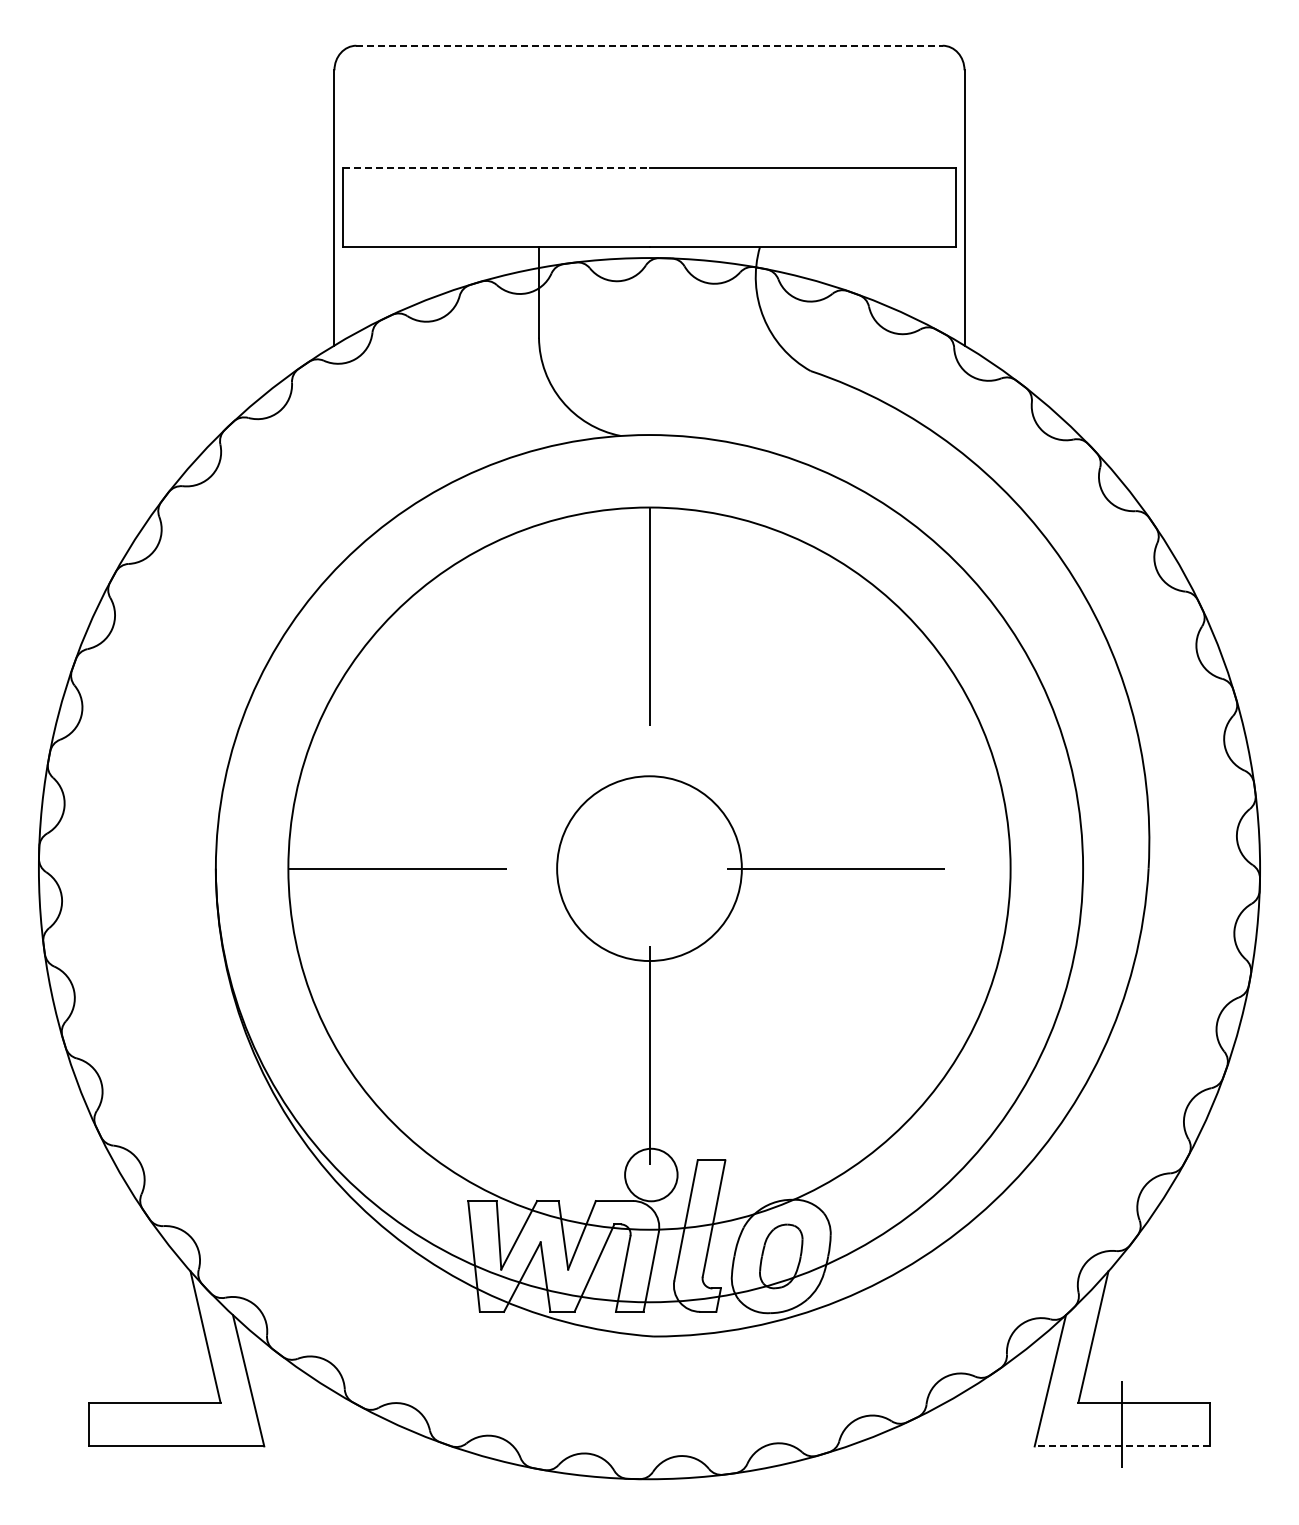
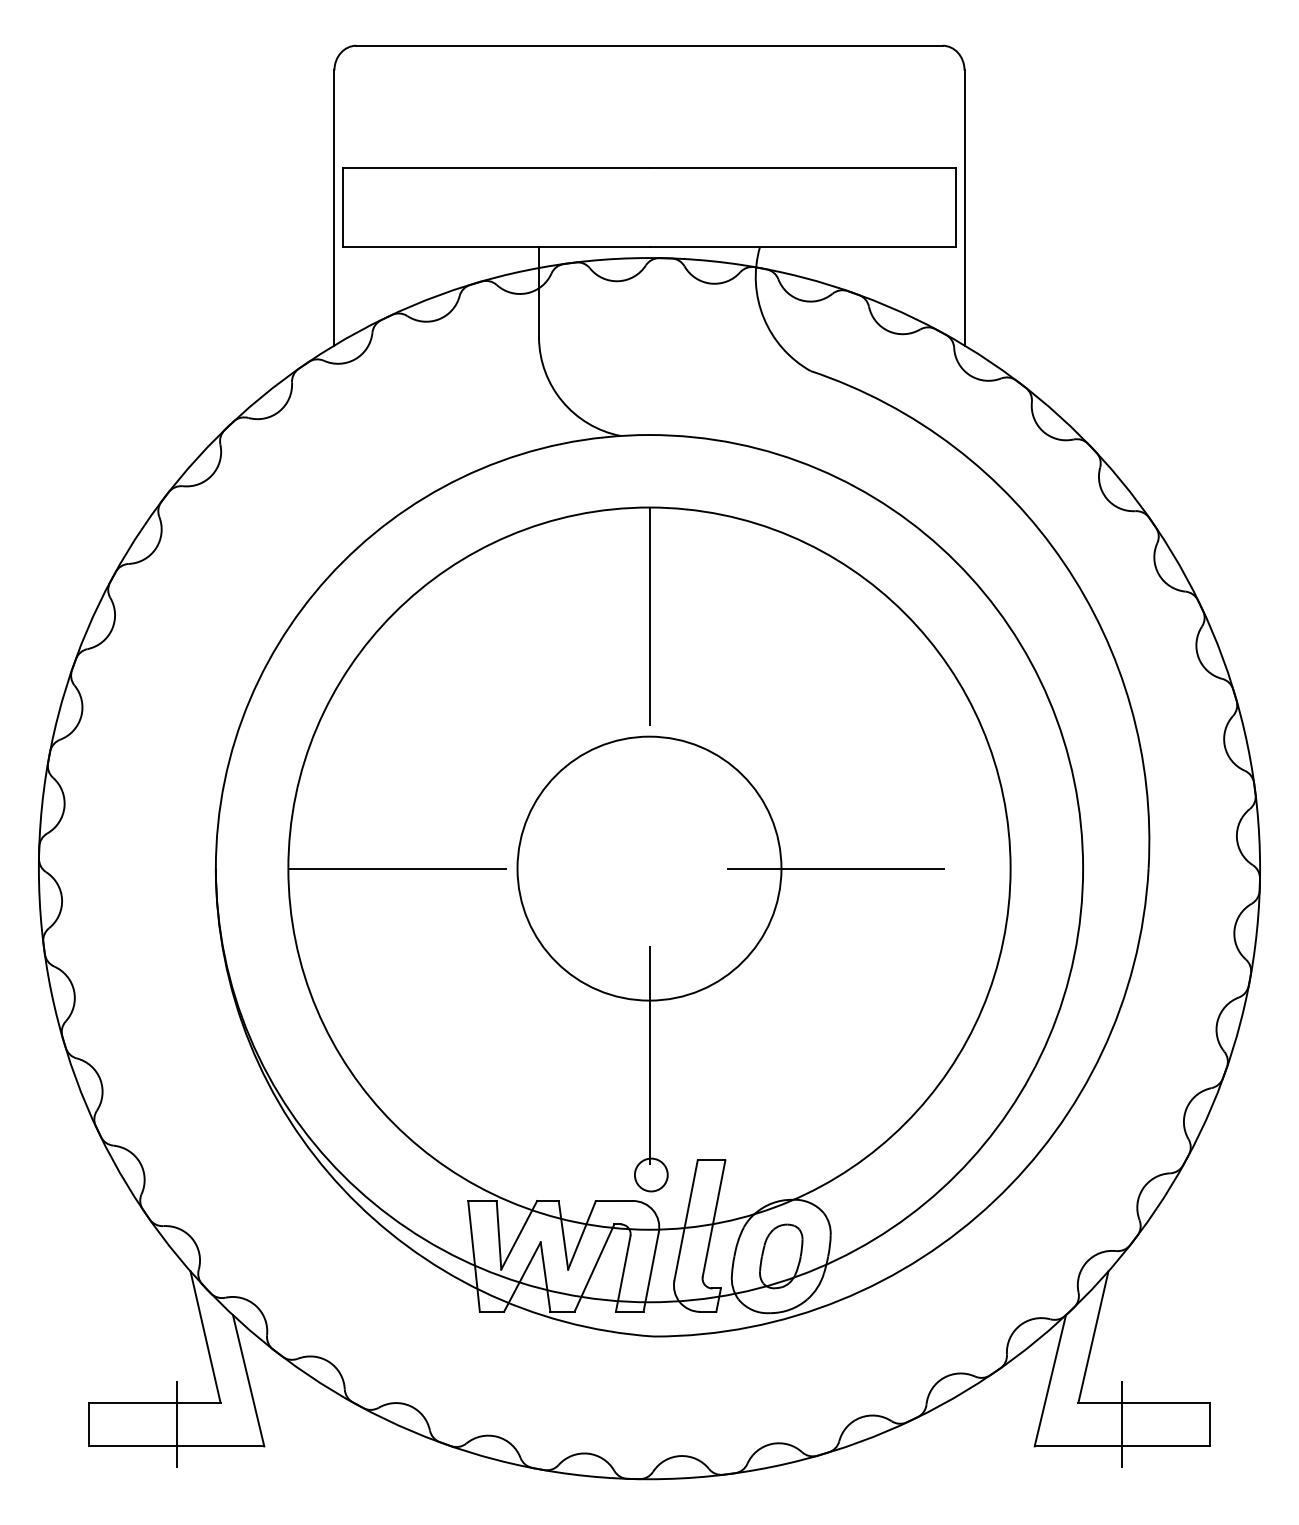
line: dashed -> solid (649, 45)
line: dashed -> solid (496, 168)
circle diameter: 185 px -> 264 px (649, 868)
circle diameter: 53 px -> 33 px (650, 1174)
line: none -> present (176, 1424)
line: dashed -> solid (1122, 1446)
